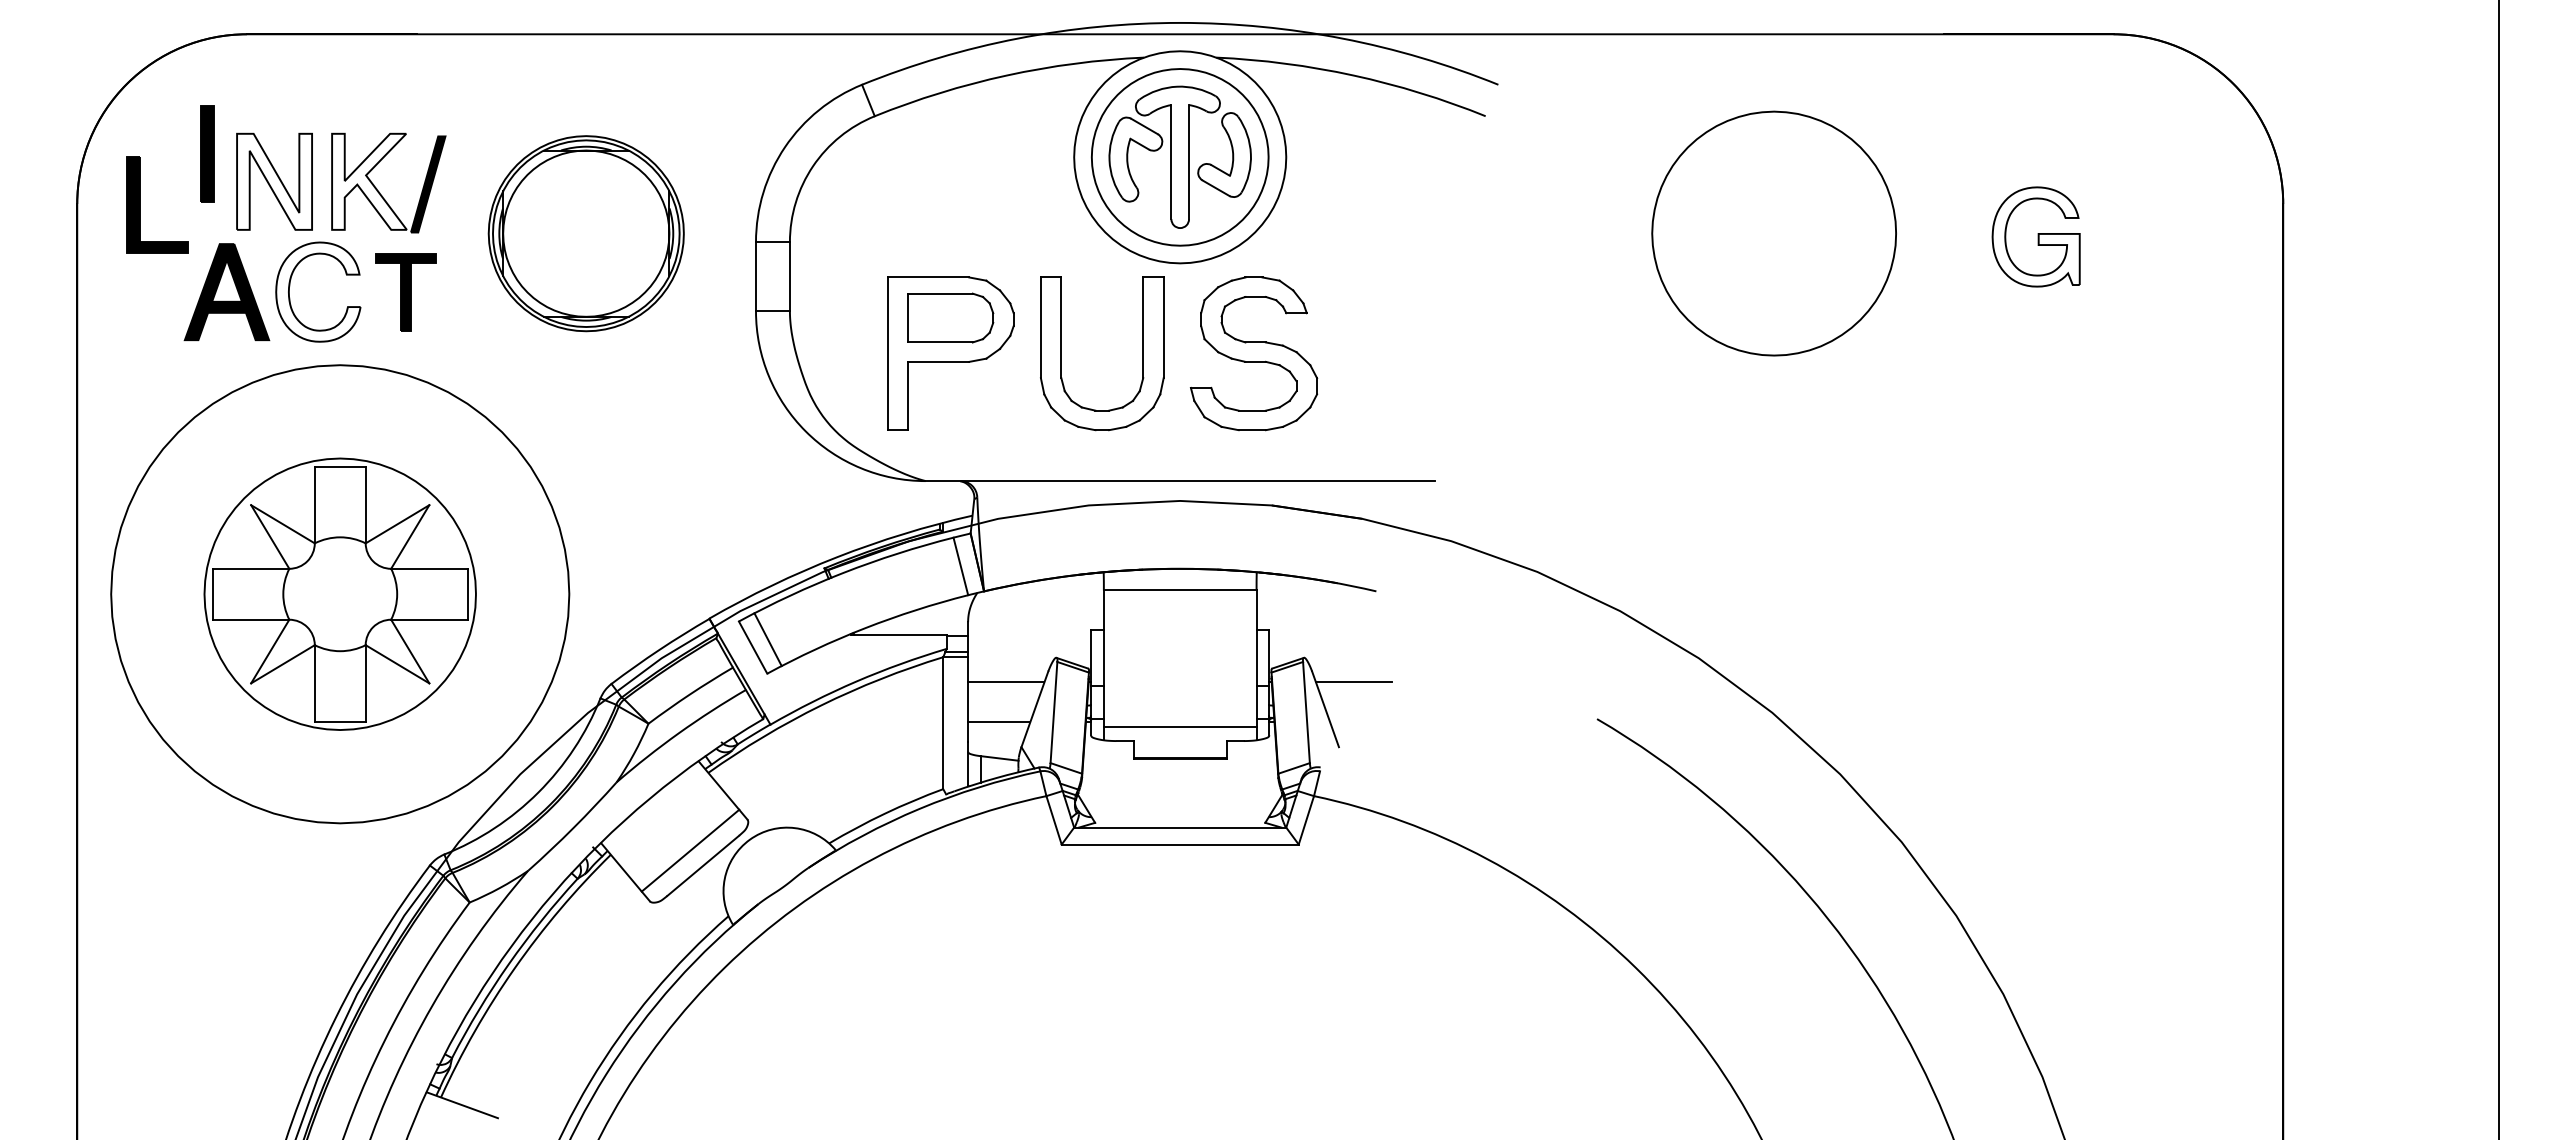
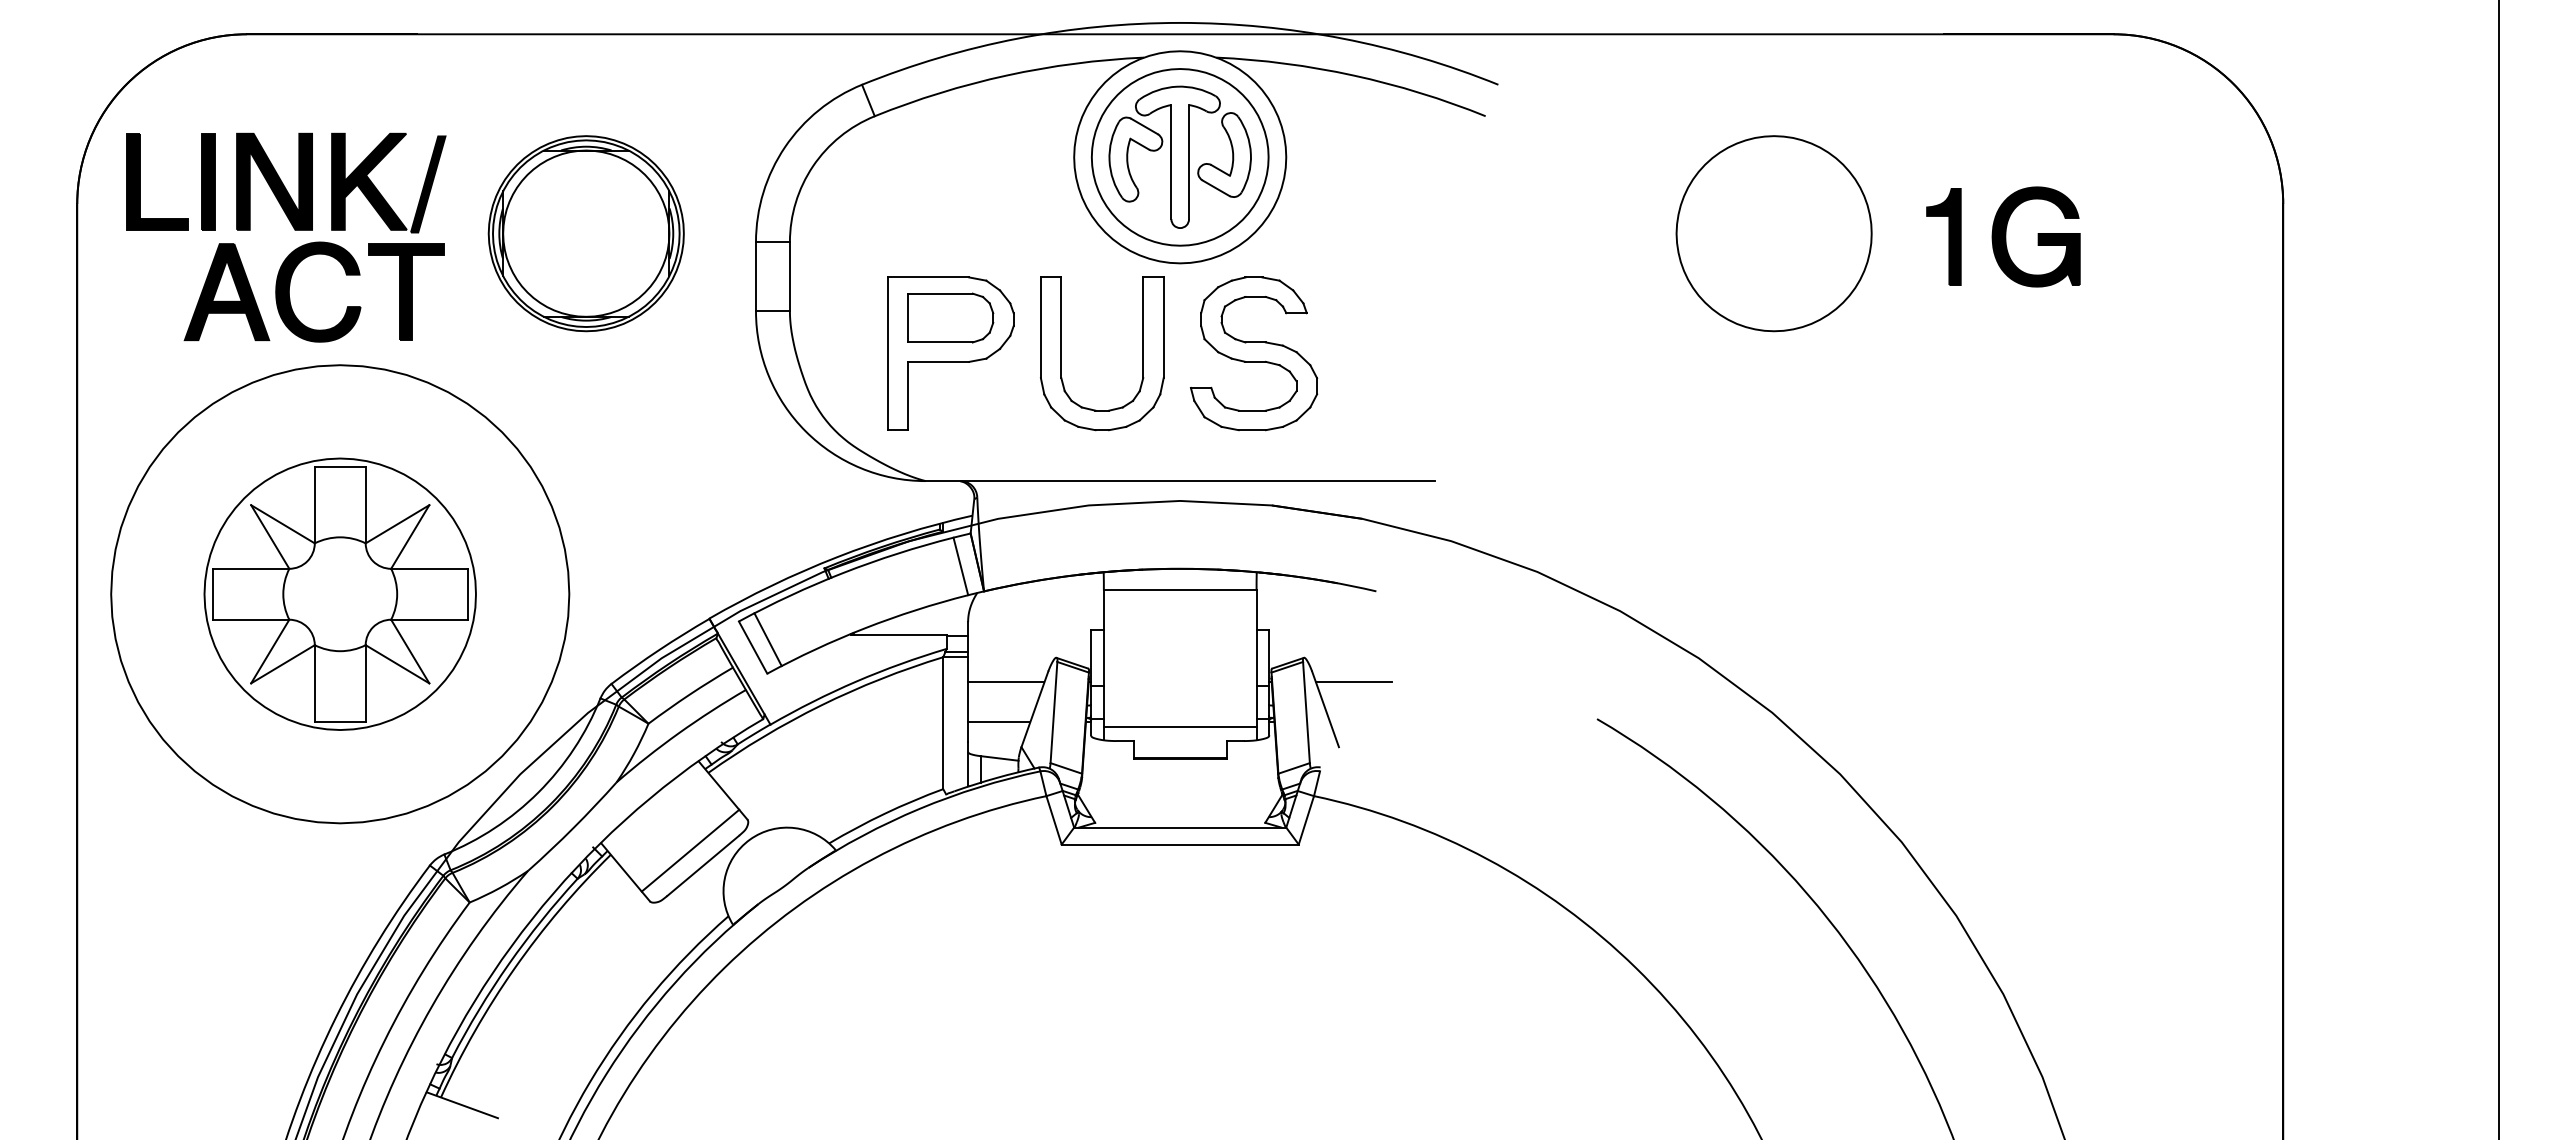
part position: (207, 153) -> (208, 181) (208, 181)
fill: none -> present (274, 181)
fill: none -> present (369, 181)
part position: (140, 204) -> (140, 181) (140, 181)
part size: 246x247 px -> 198x198 px (1773, 233)
part: none -> present (1943, 236)
fill: none -> present (2035, 236)
fill: none -> present (318, 291)
part size: 62x79 px -> 77x98 px (406, 291)
